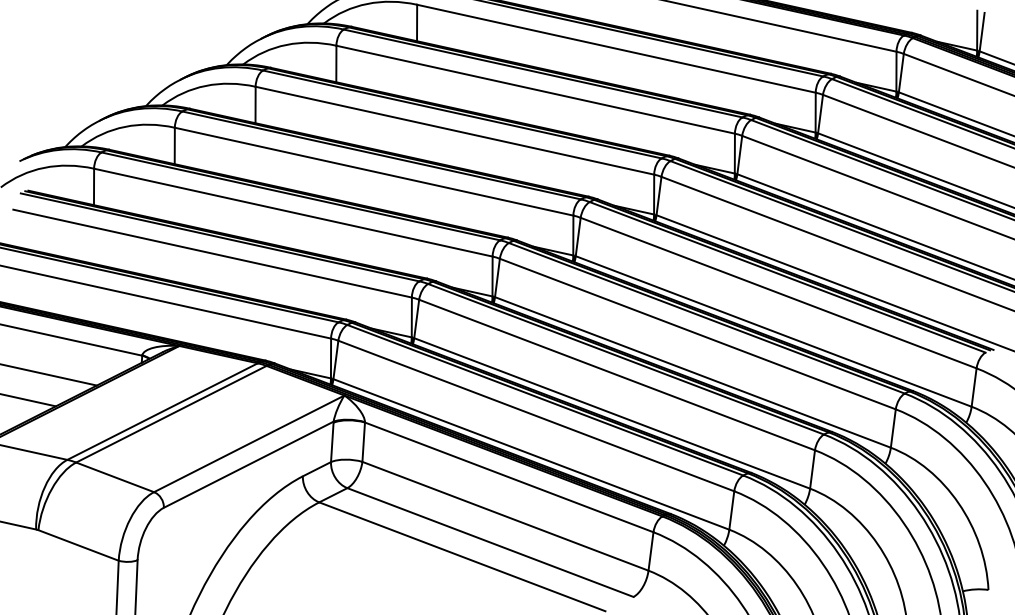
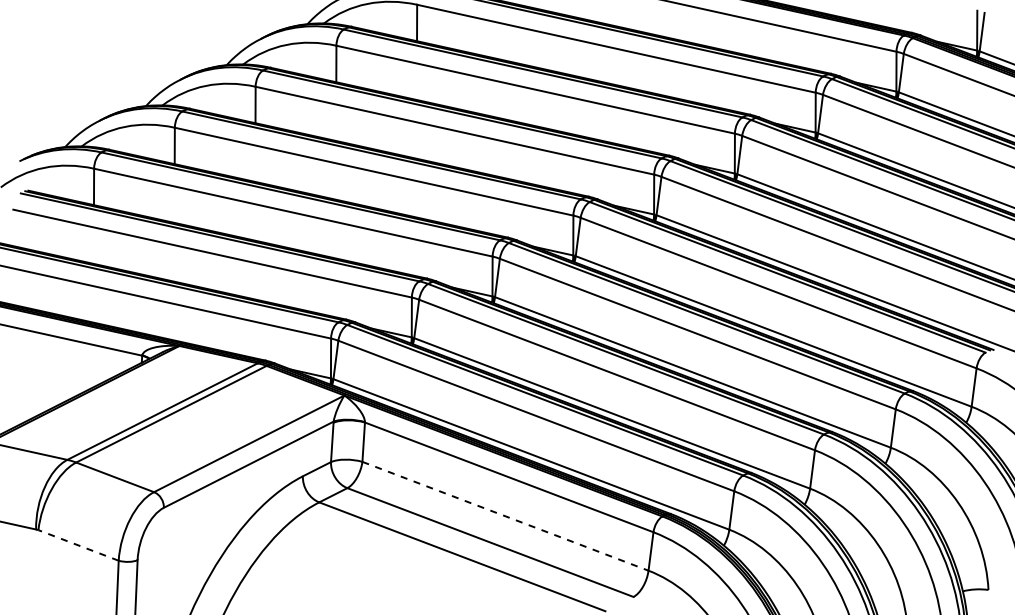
line: present -> none (49, 374)
line: present -> none (28, 400)
line: solid -> dashed (505, 516)
line: solid -> dashed (78, 545)
